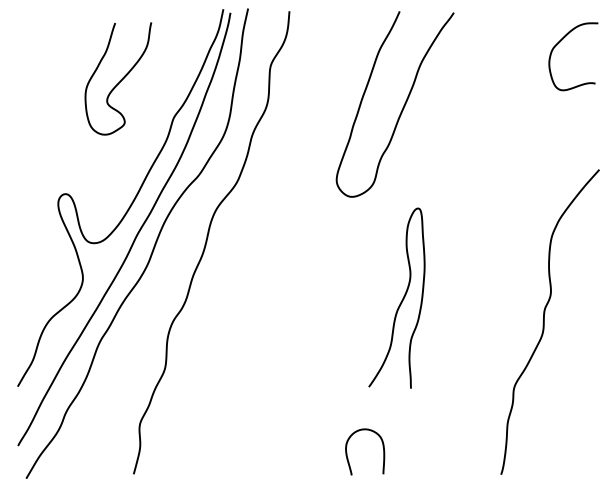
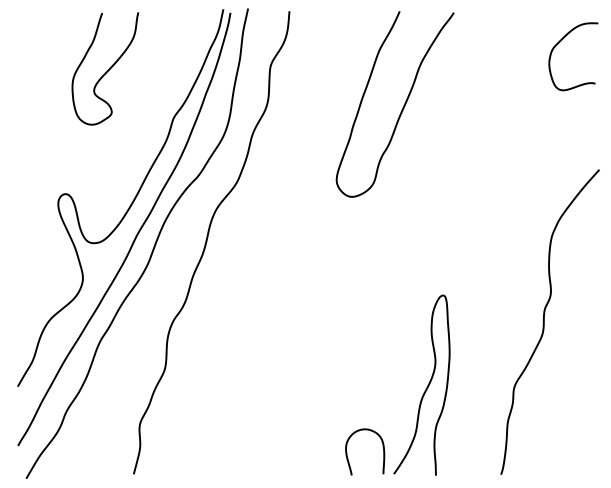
curve position: (120, 80) -> (107, 70) (107, 70)
curve position: (401, 300) -> (426, 387) (426, 387)
